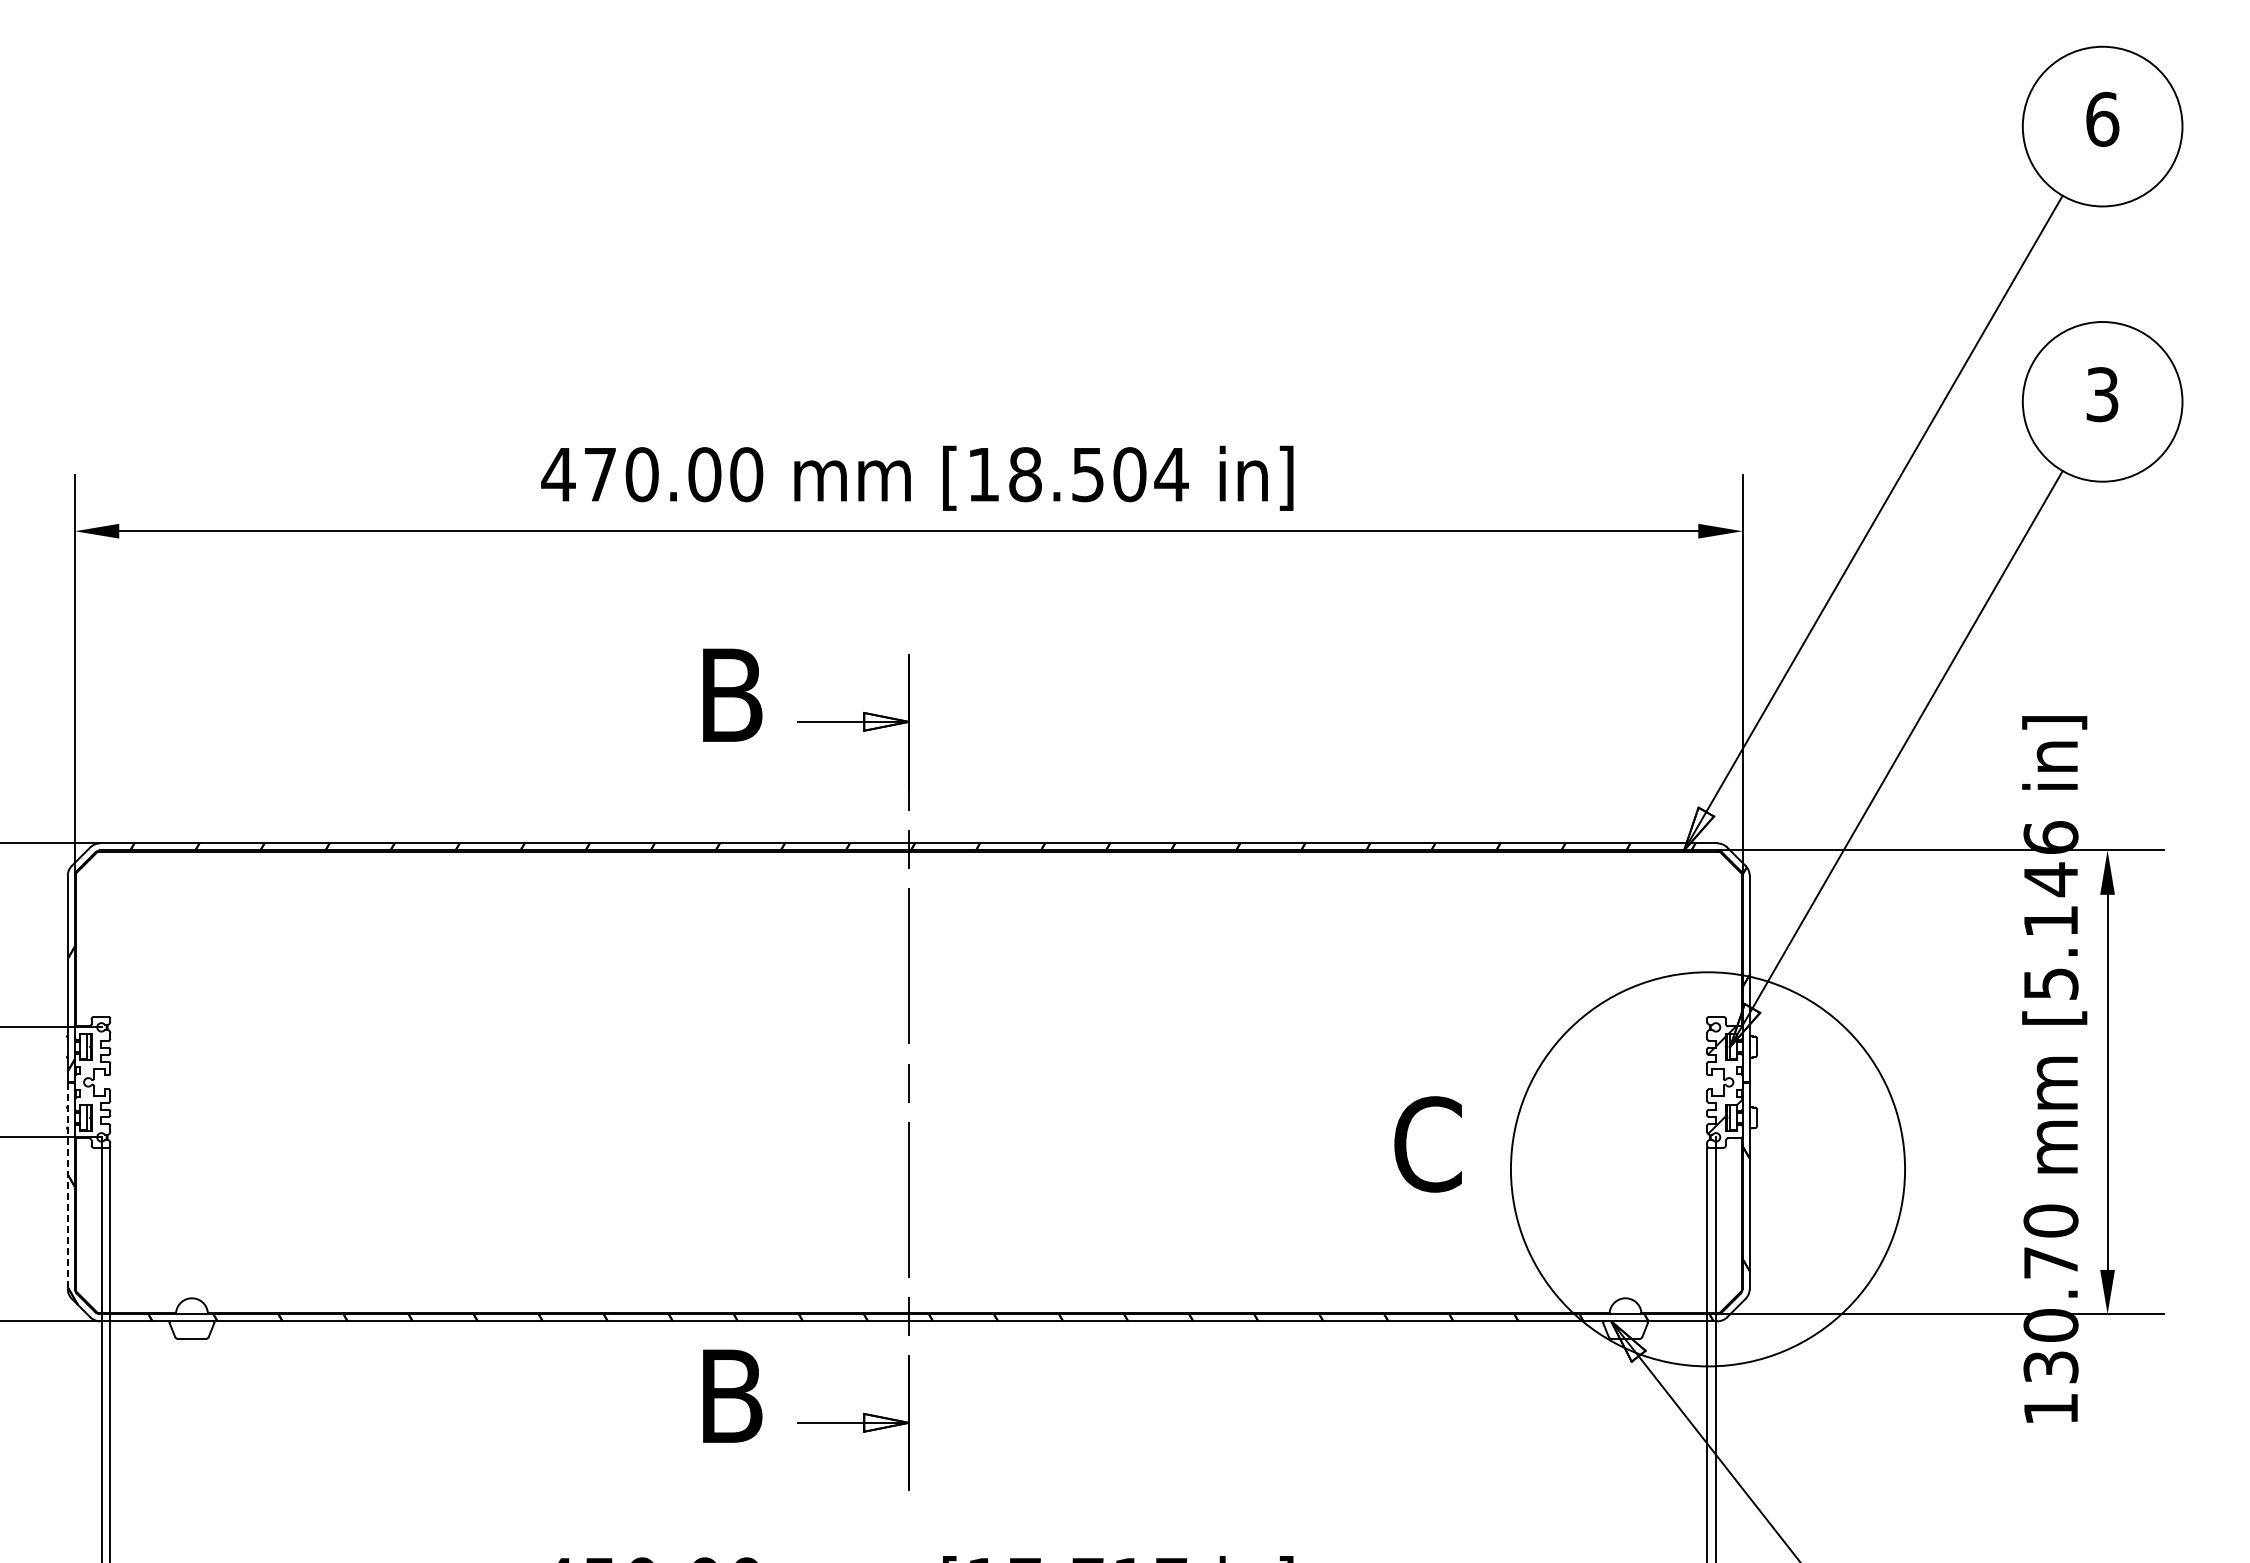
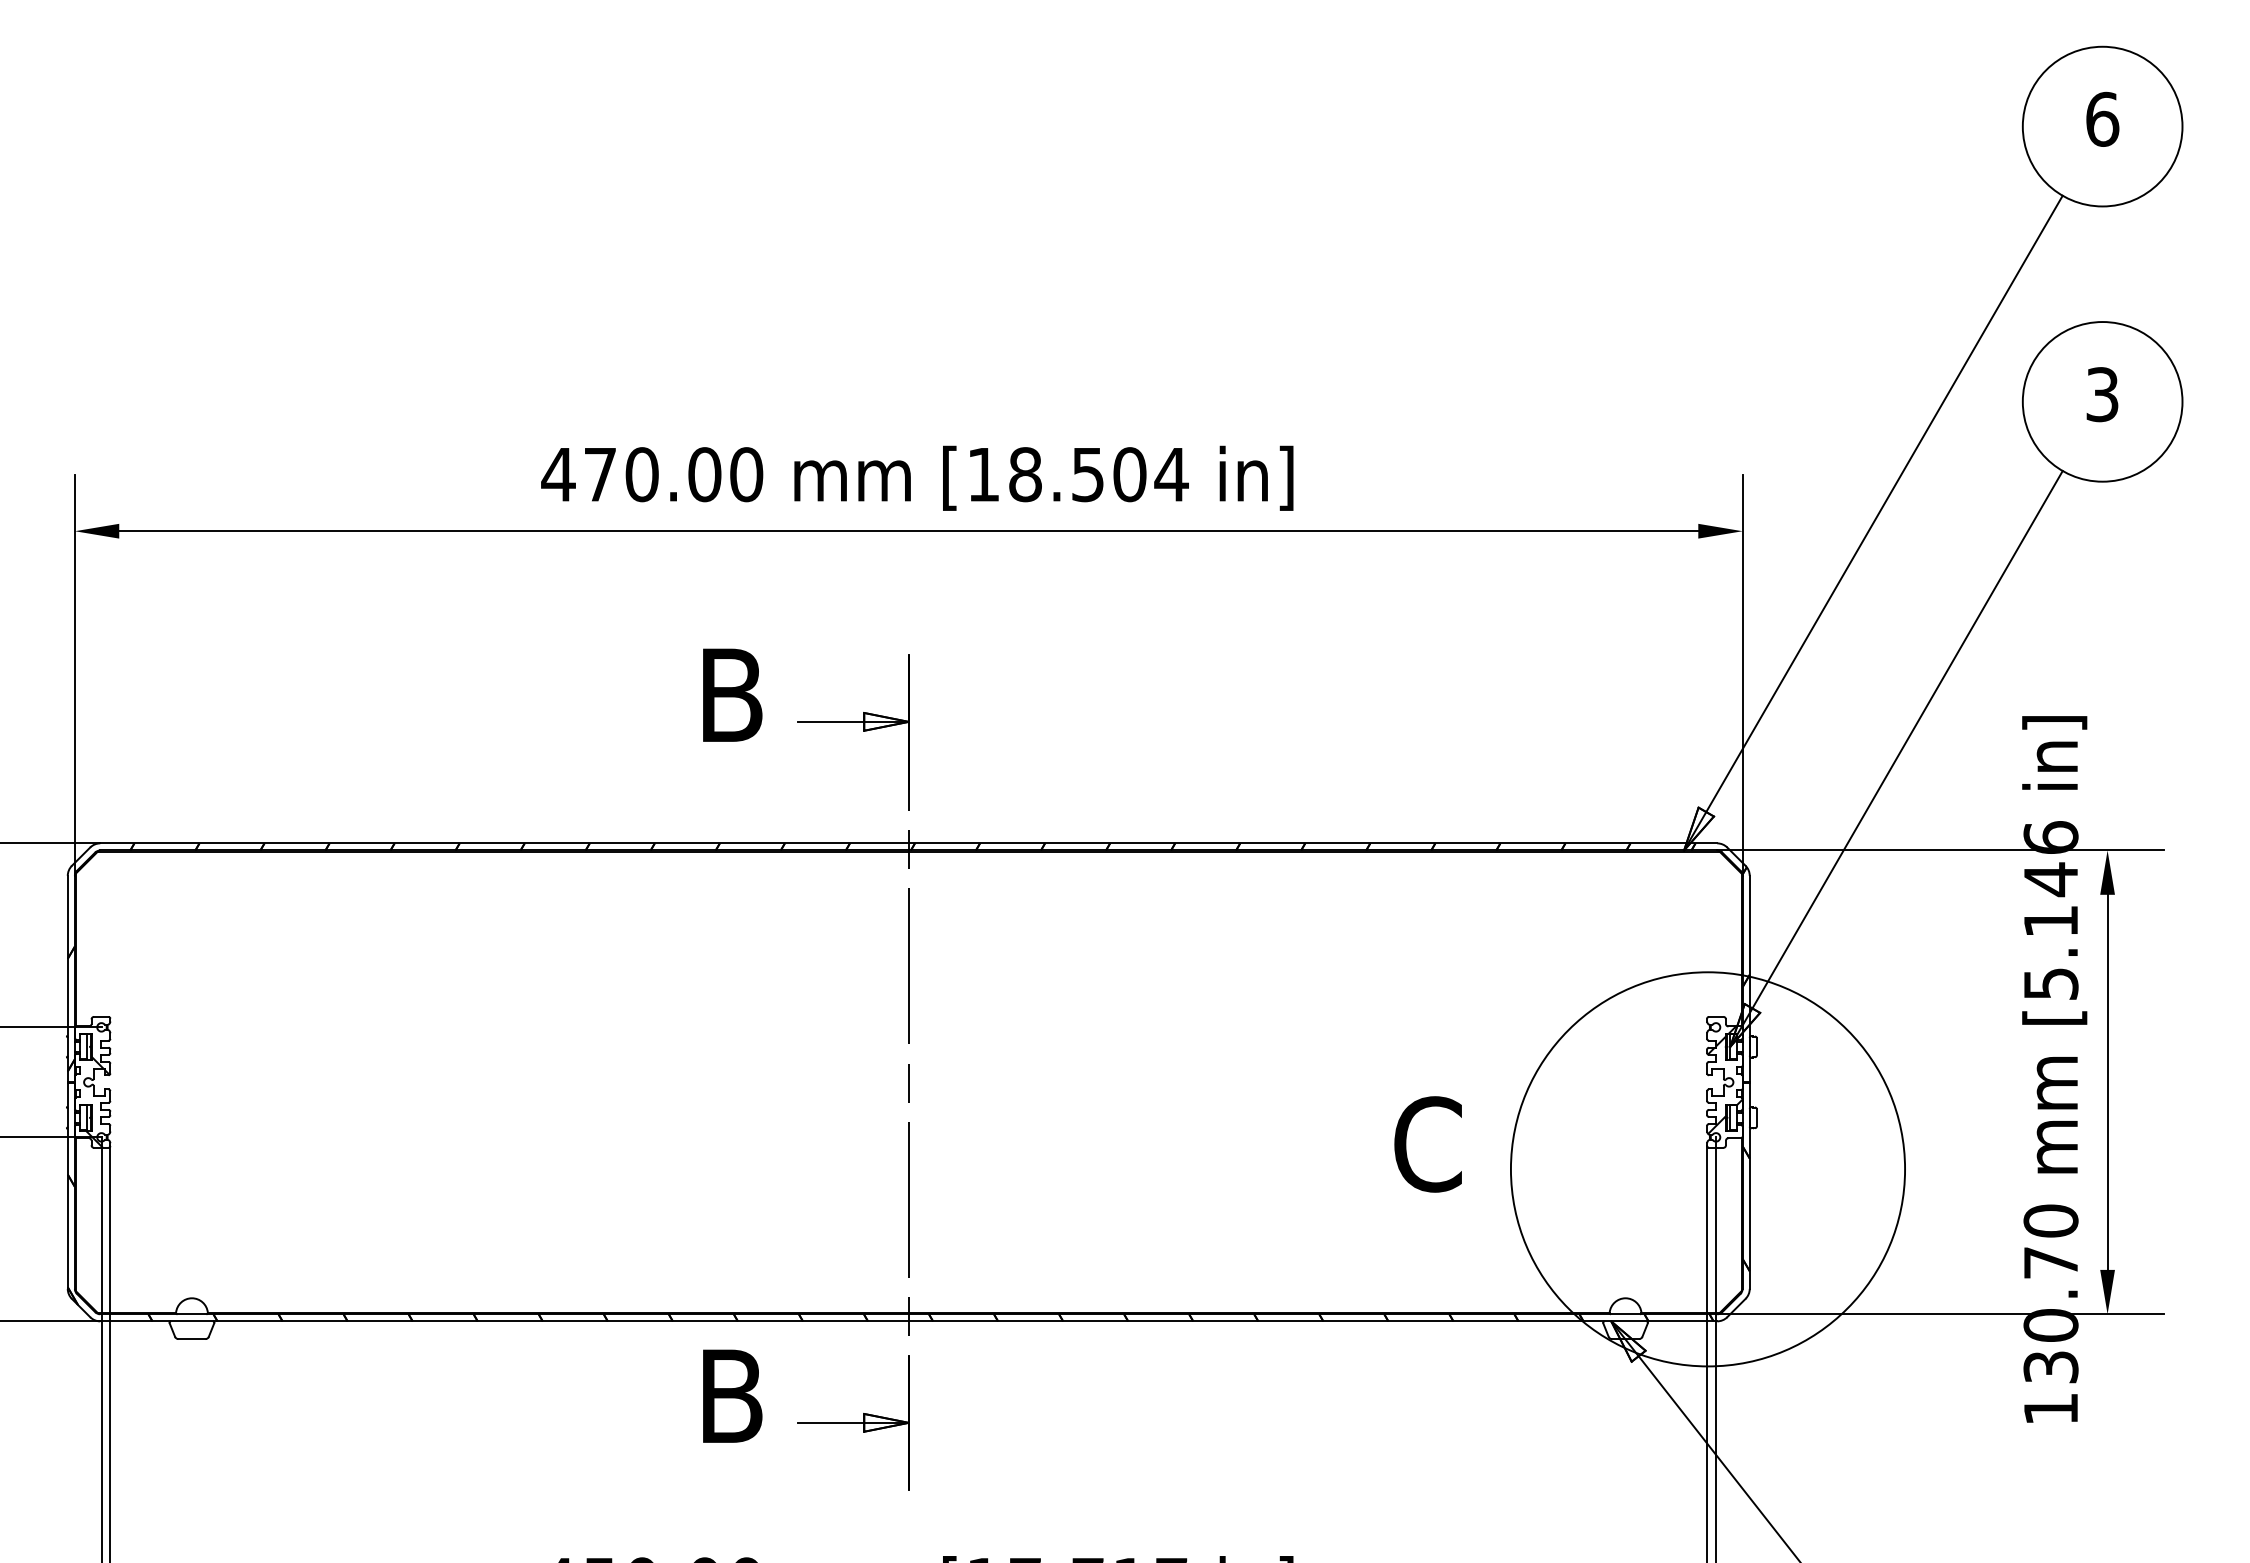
hatch: none -> present (94, 1101)
line: dashed -> solid (67, 1186)
